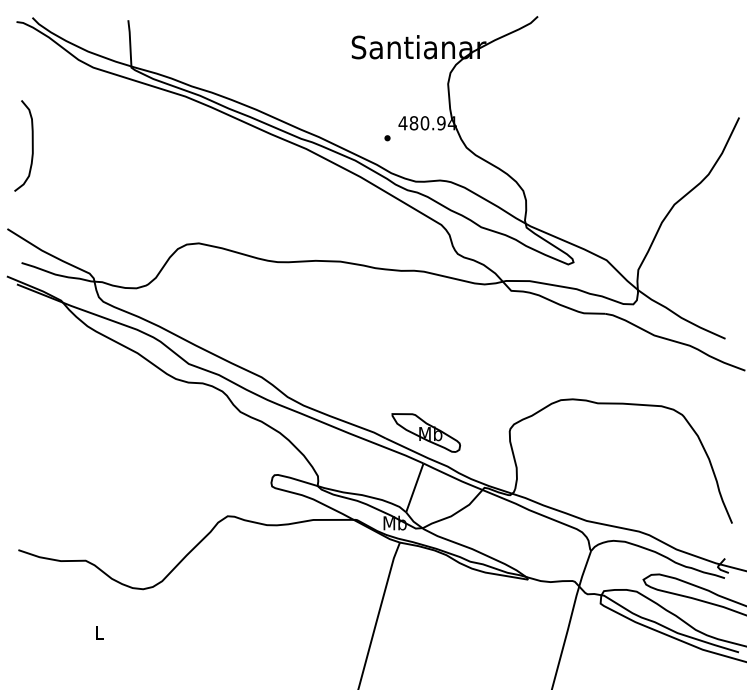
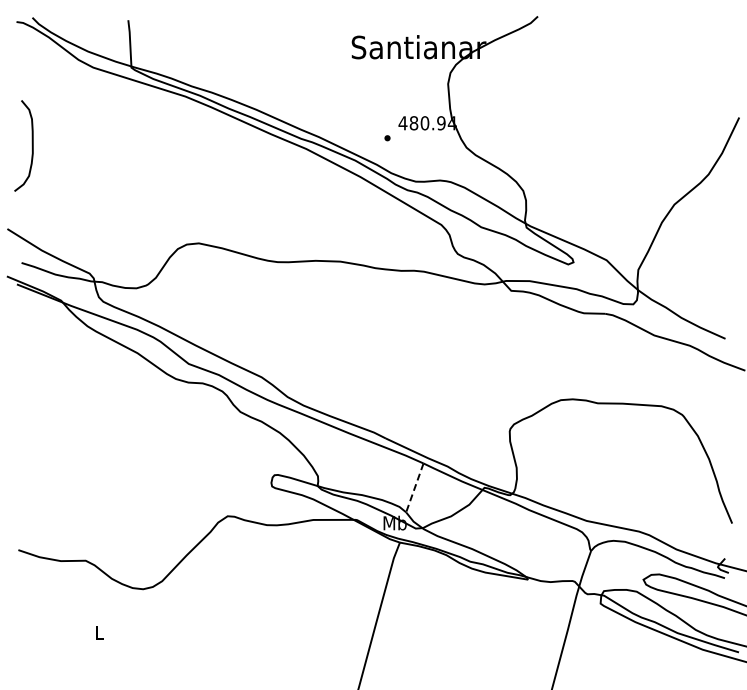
part: present -> none (425, 432)
line: solid -> dashed (414, 487)
